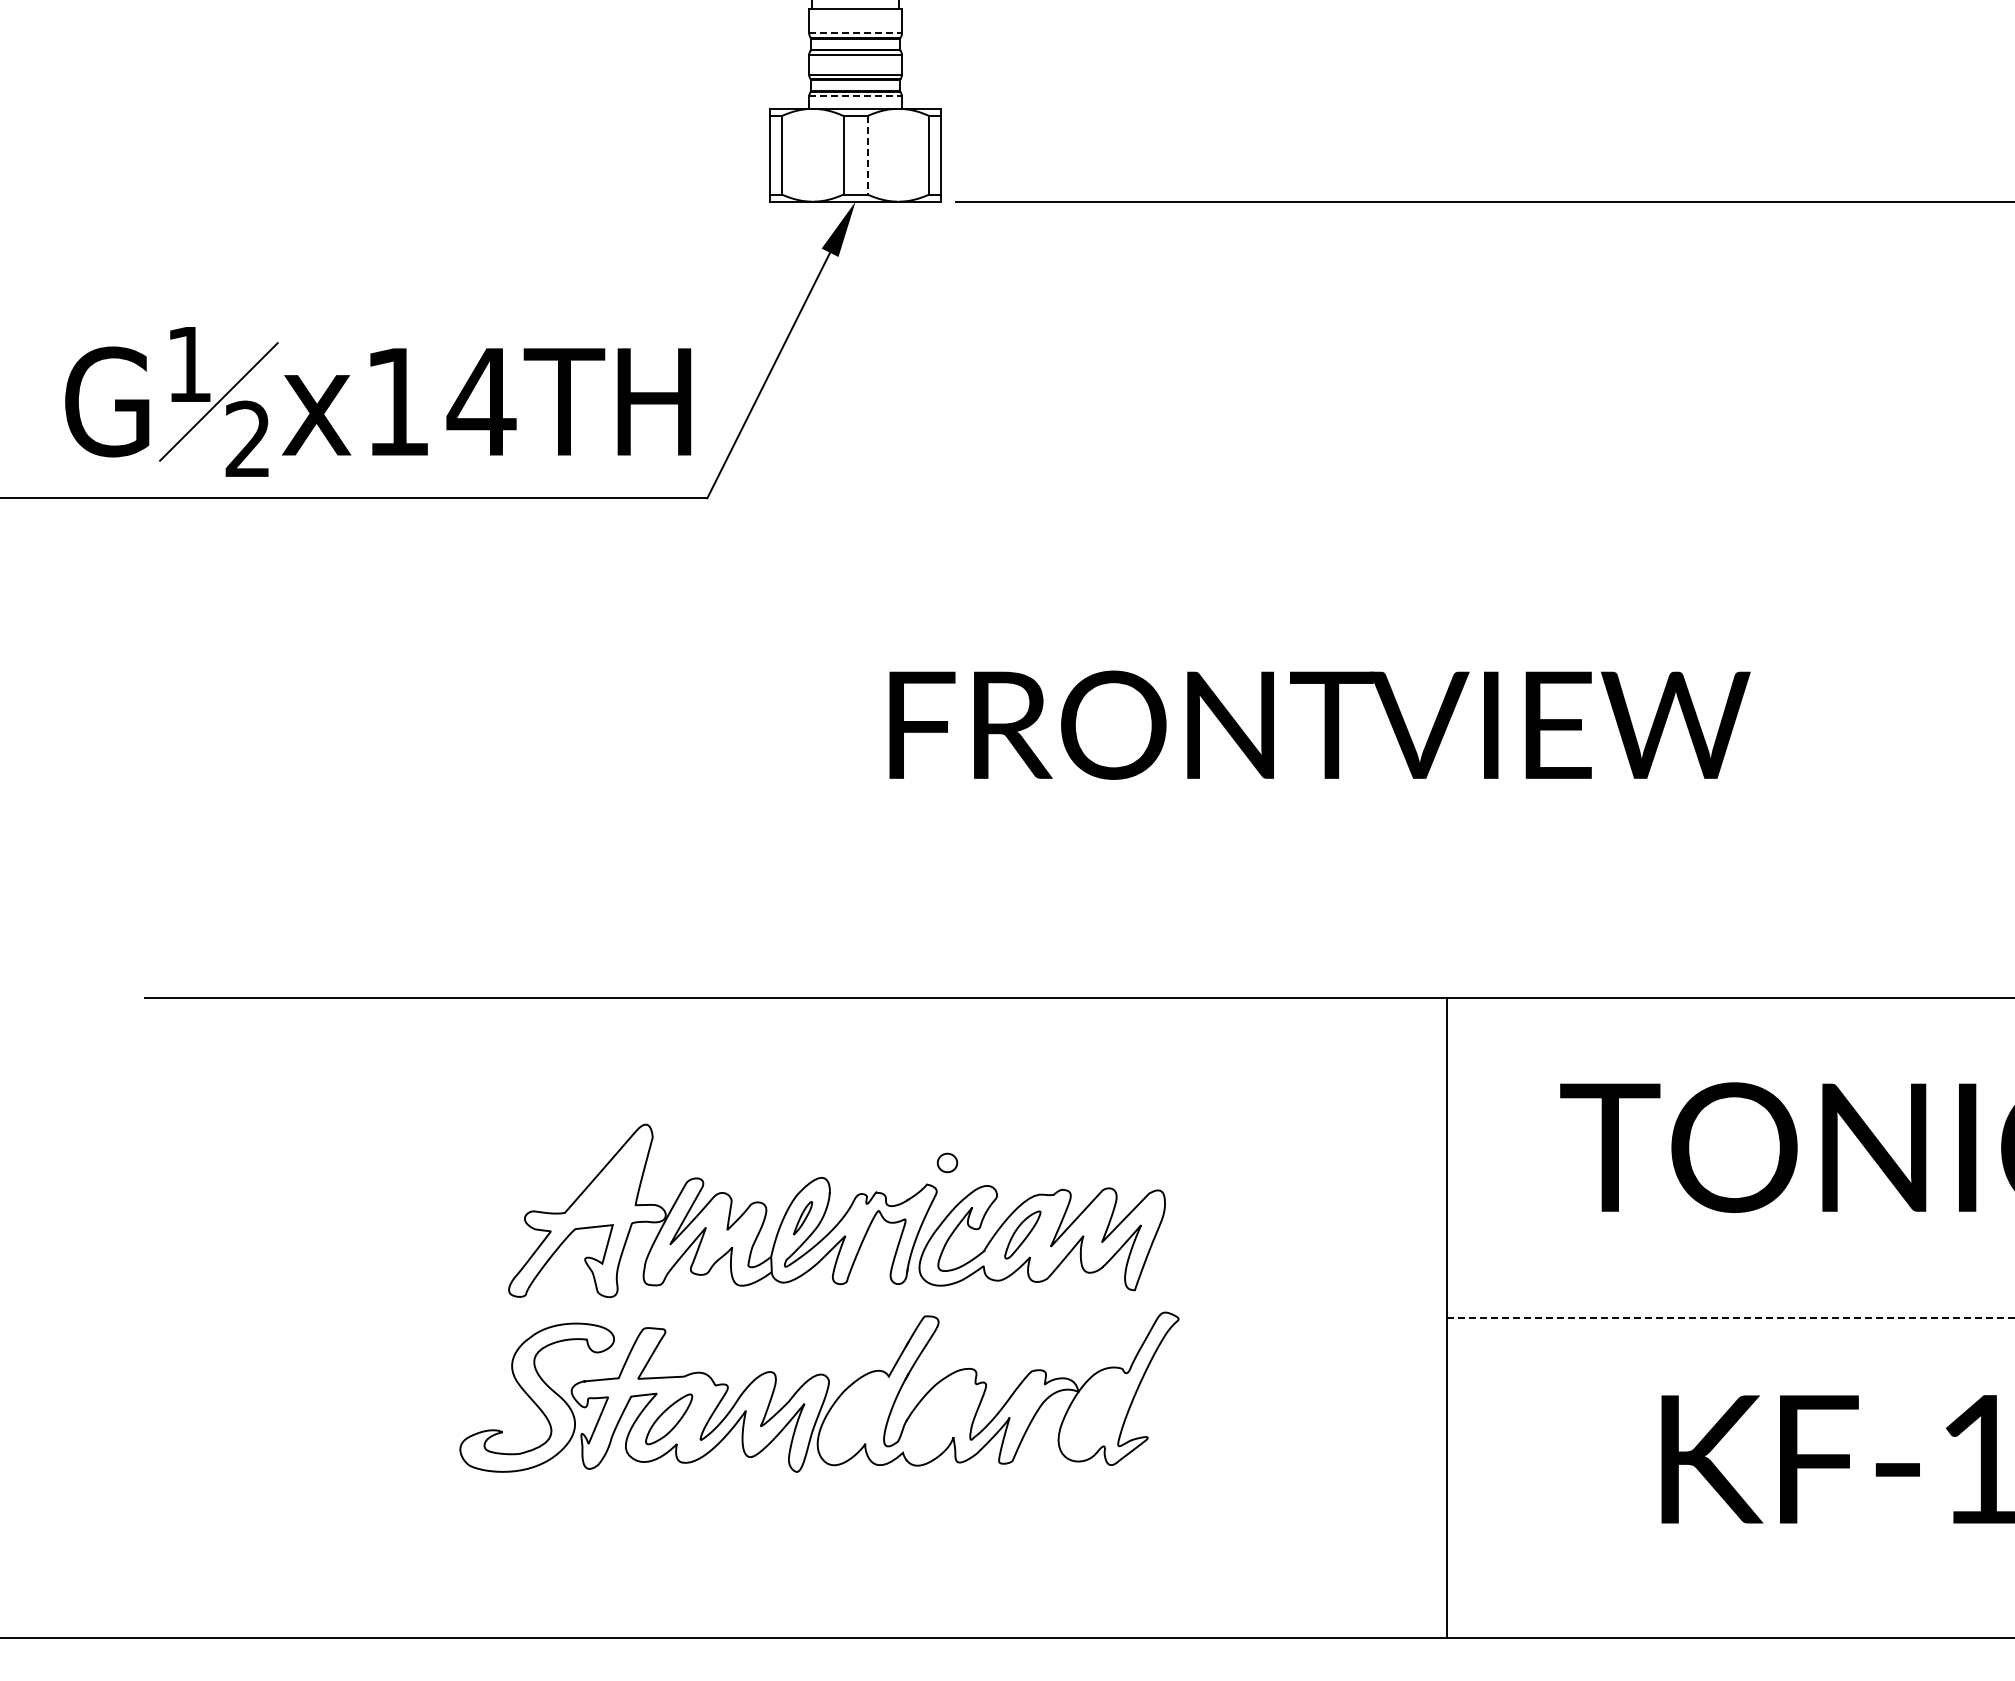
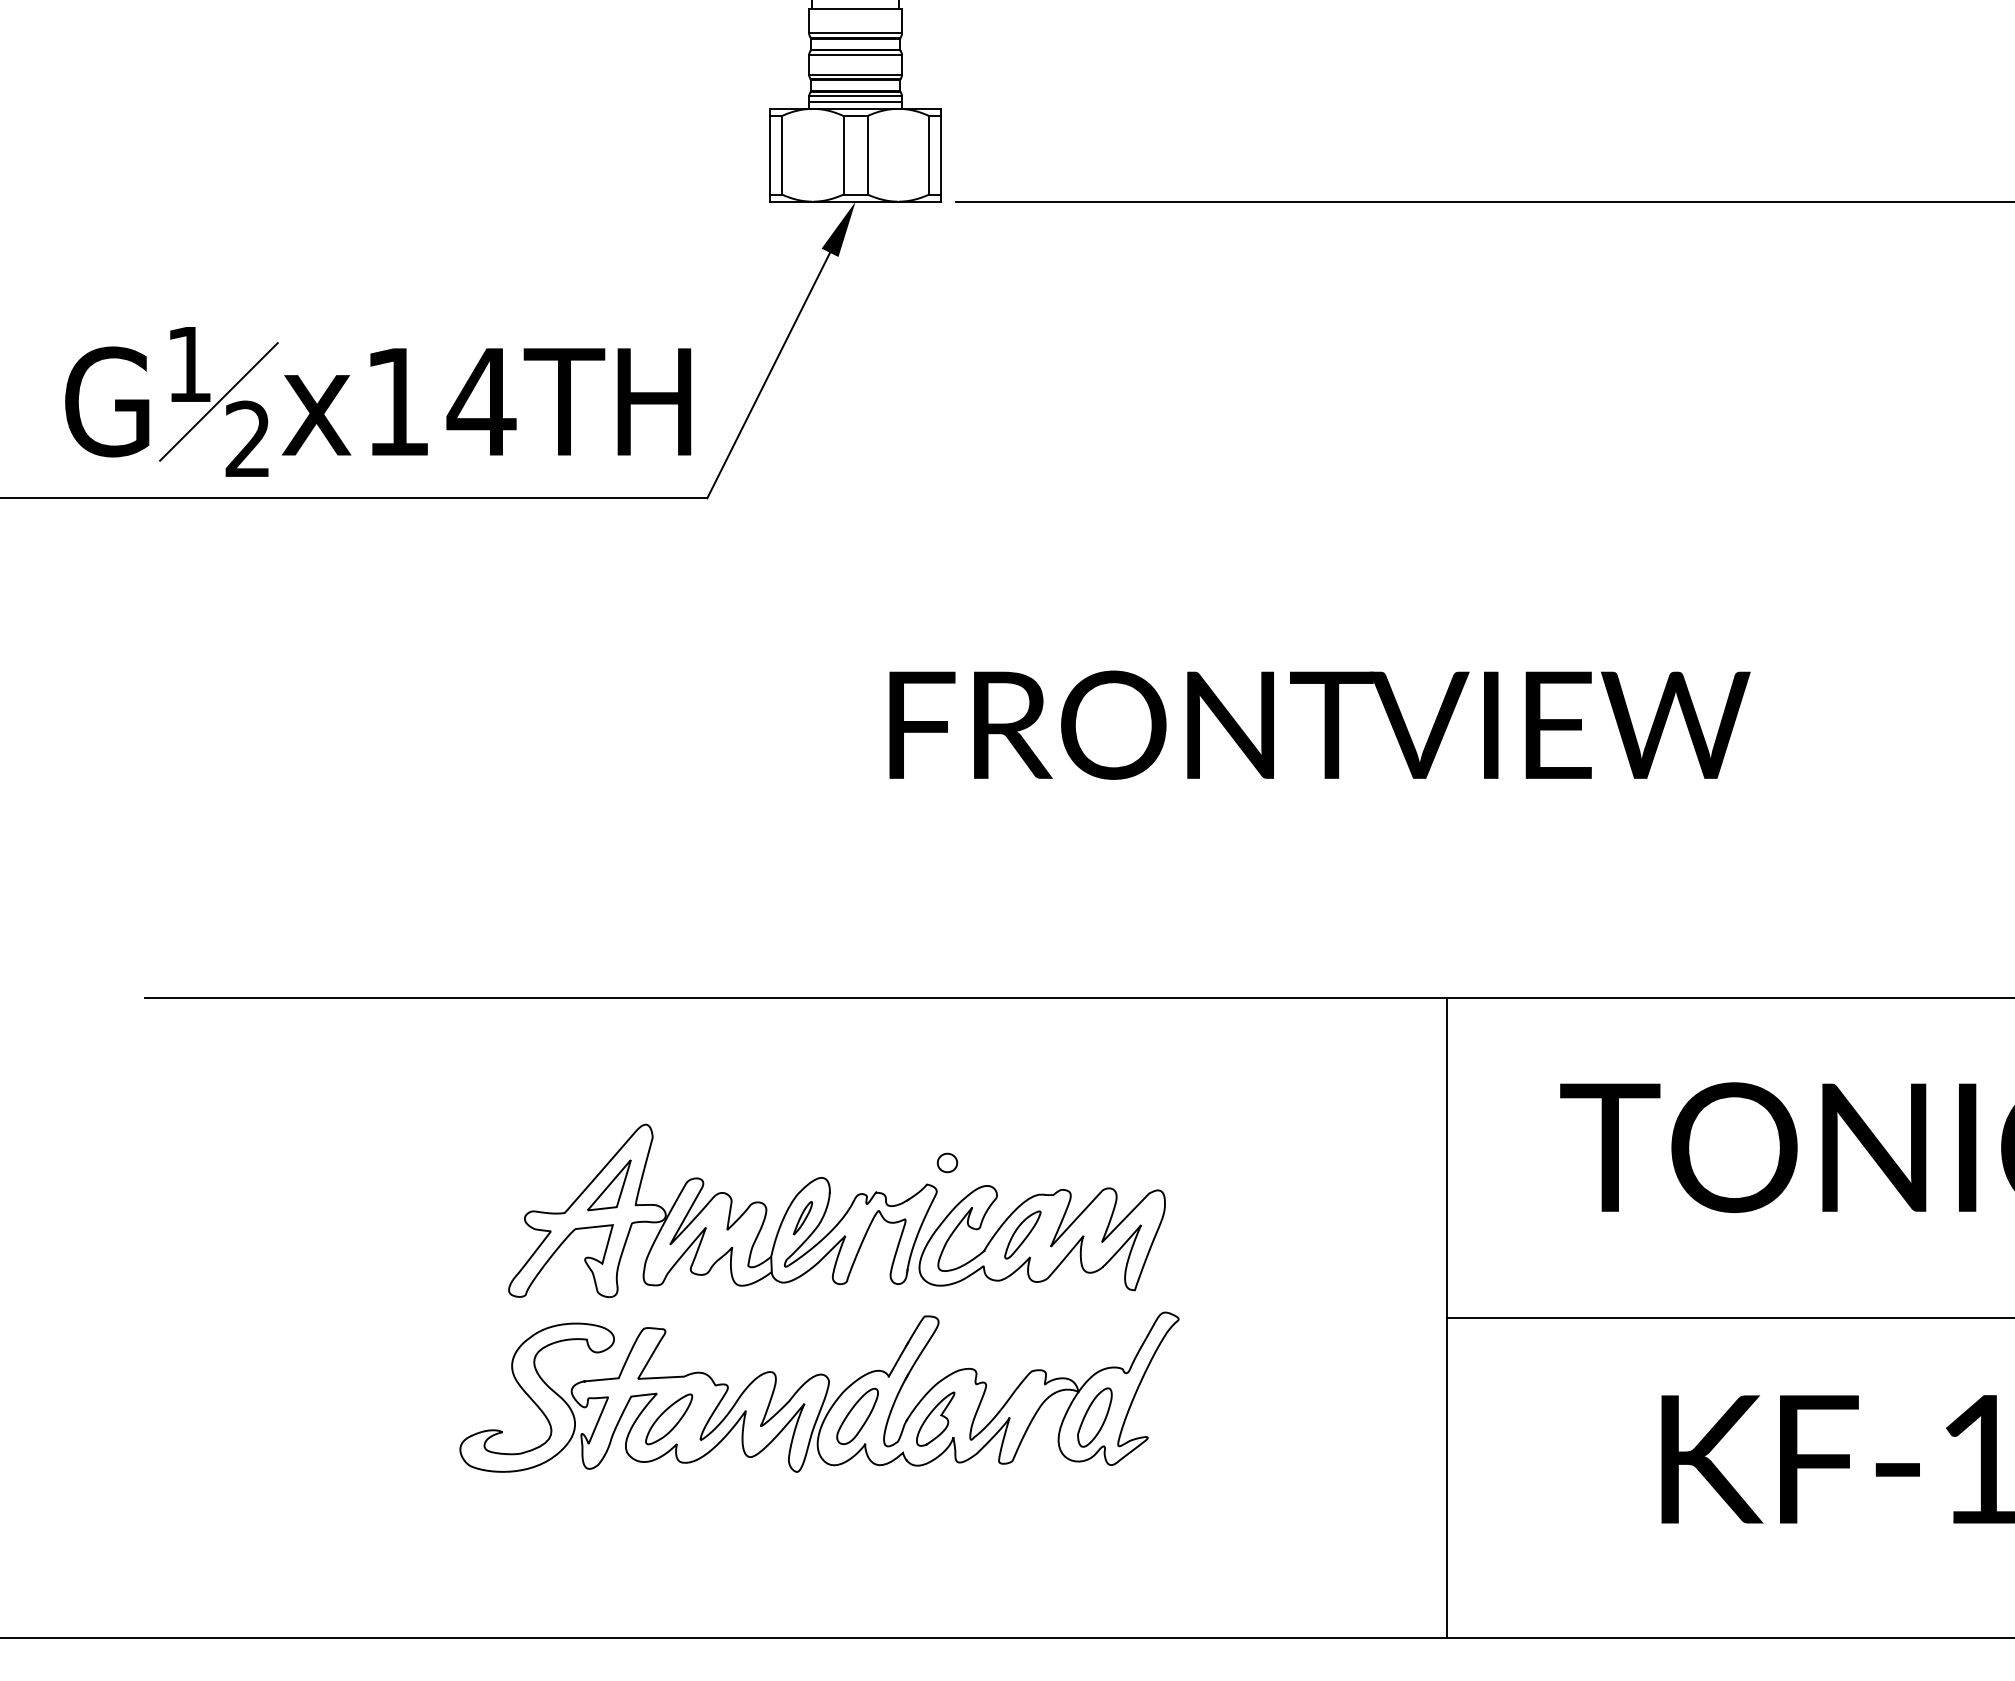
line: dashed -> solid (856, 33)
line: dashed -> solid (856, 96)
line: none -> present (855, 101)
line: dashed -> solid (867, 155)
part: none -> present (609, 1185)
line: dashed -> solid (1731, 1317)
part: none -> present (857, 1416)
part: none -> present (1094, 1417)
part: none -> present (935, 1418)
